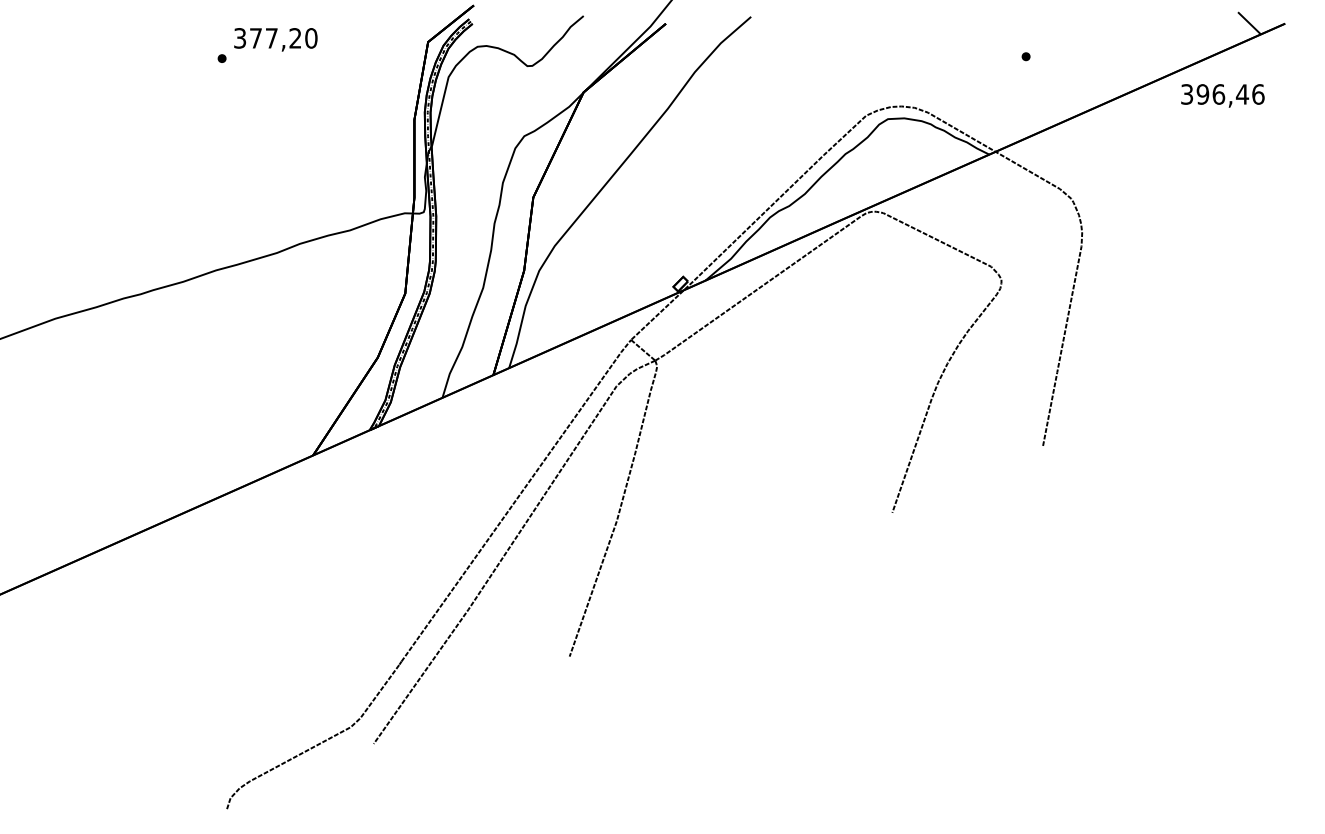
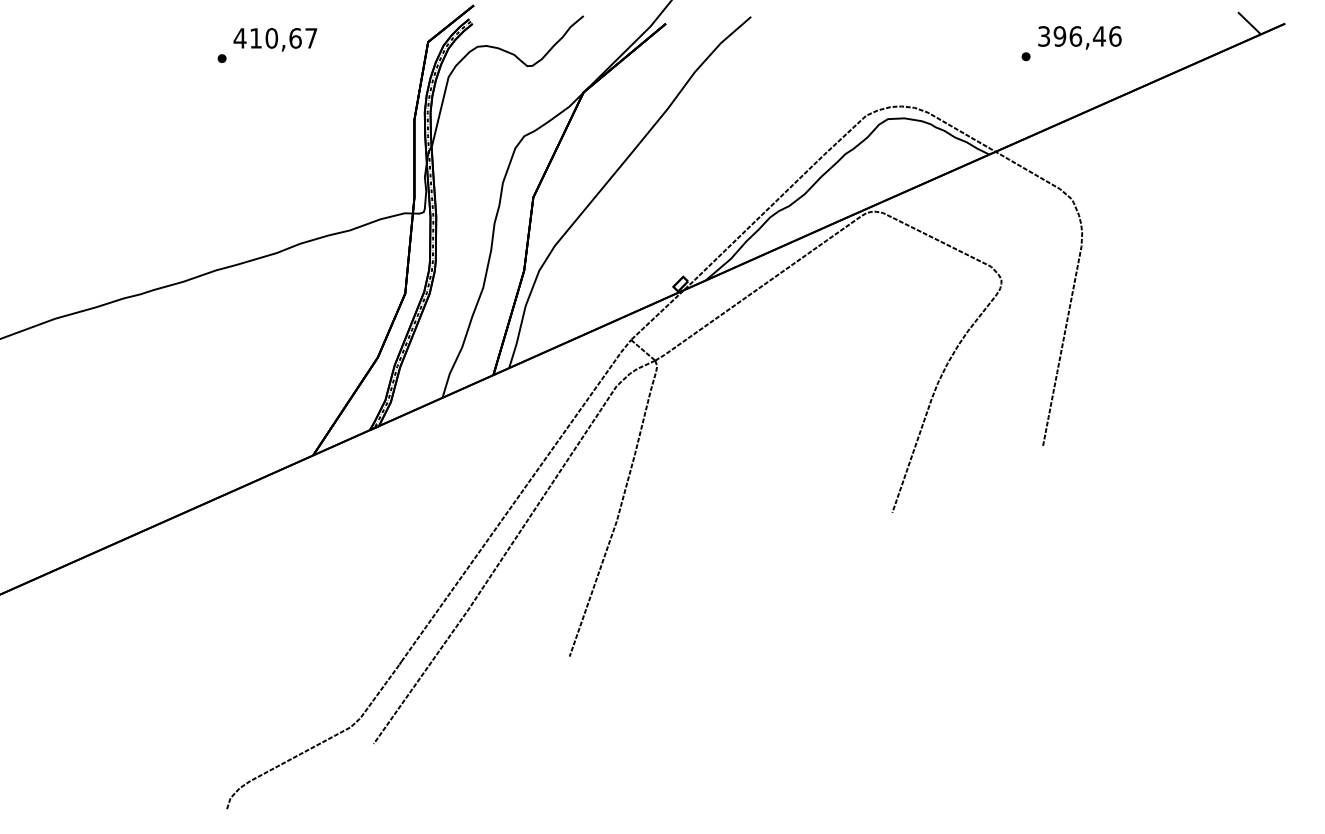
text: 377,20 -> 410,67 (275, 38)
text position: (1222, 95) -> (1079, 37) (1079, 37)
